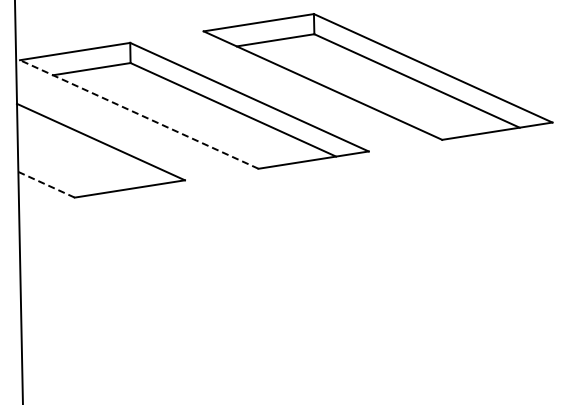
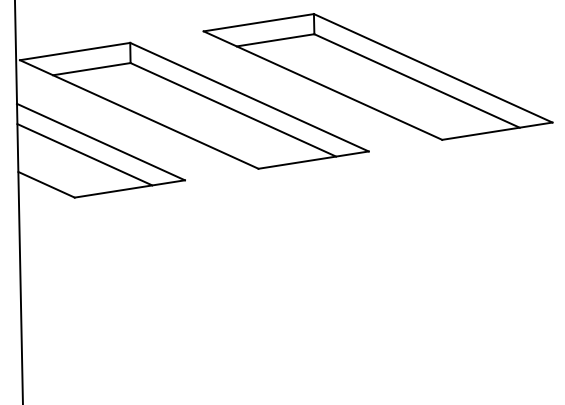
line: dashed -> solid (138, 114)
line: none -> present (84, 154)
line: dashed -> solid (46, 184)
